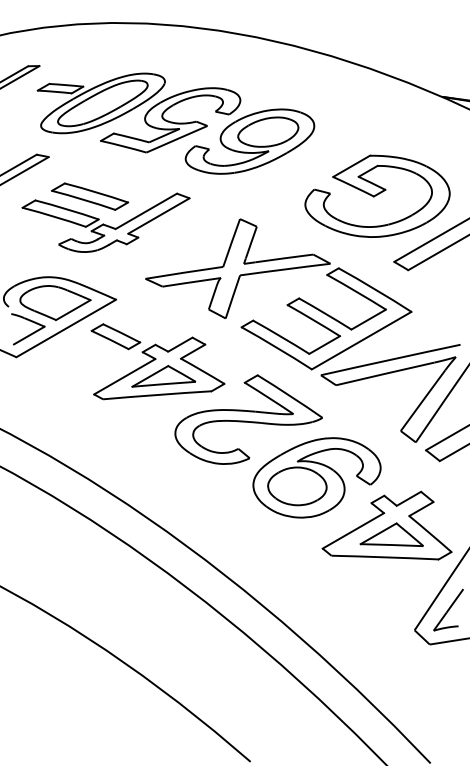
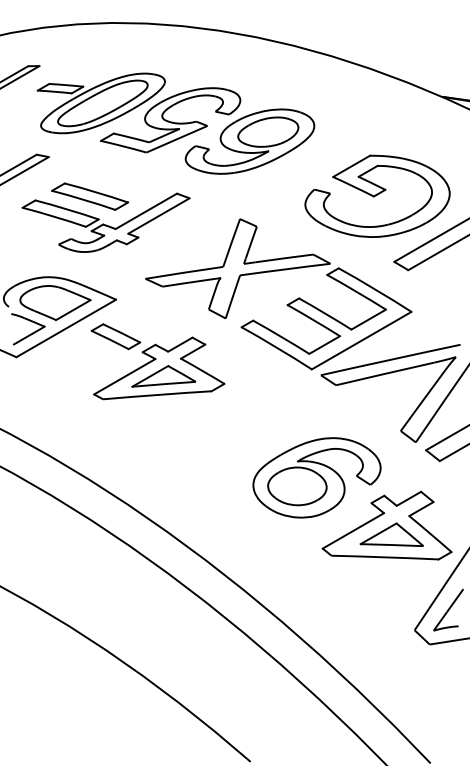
part: present -> none (248, 419)
